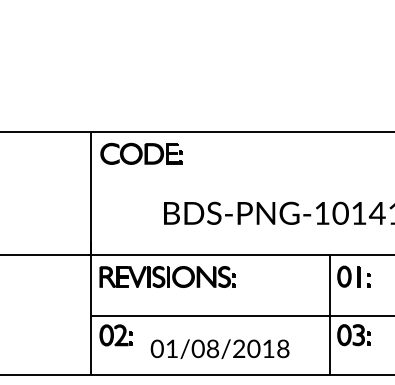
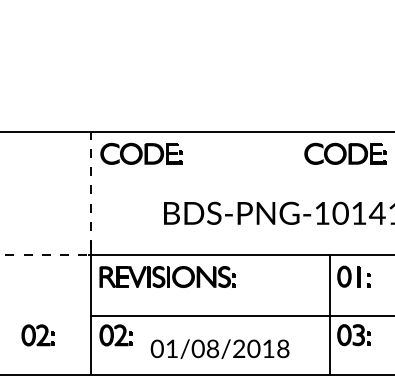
part: none -> present (345, 153)
line: solid -> dashed (90, 238)
part: none -> present (37, 335)
